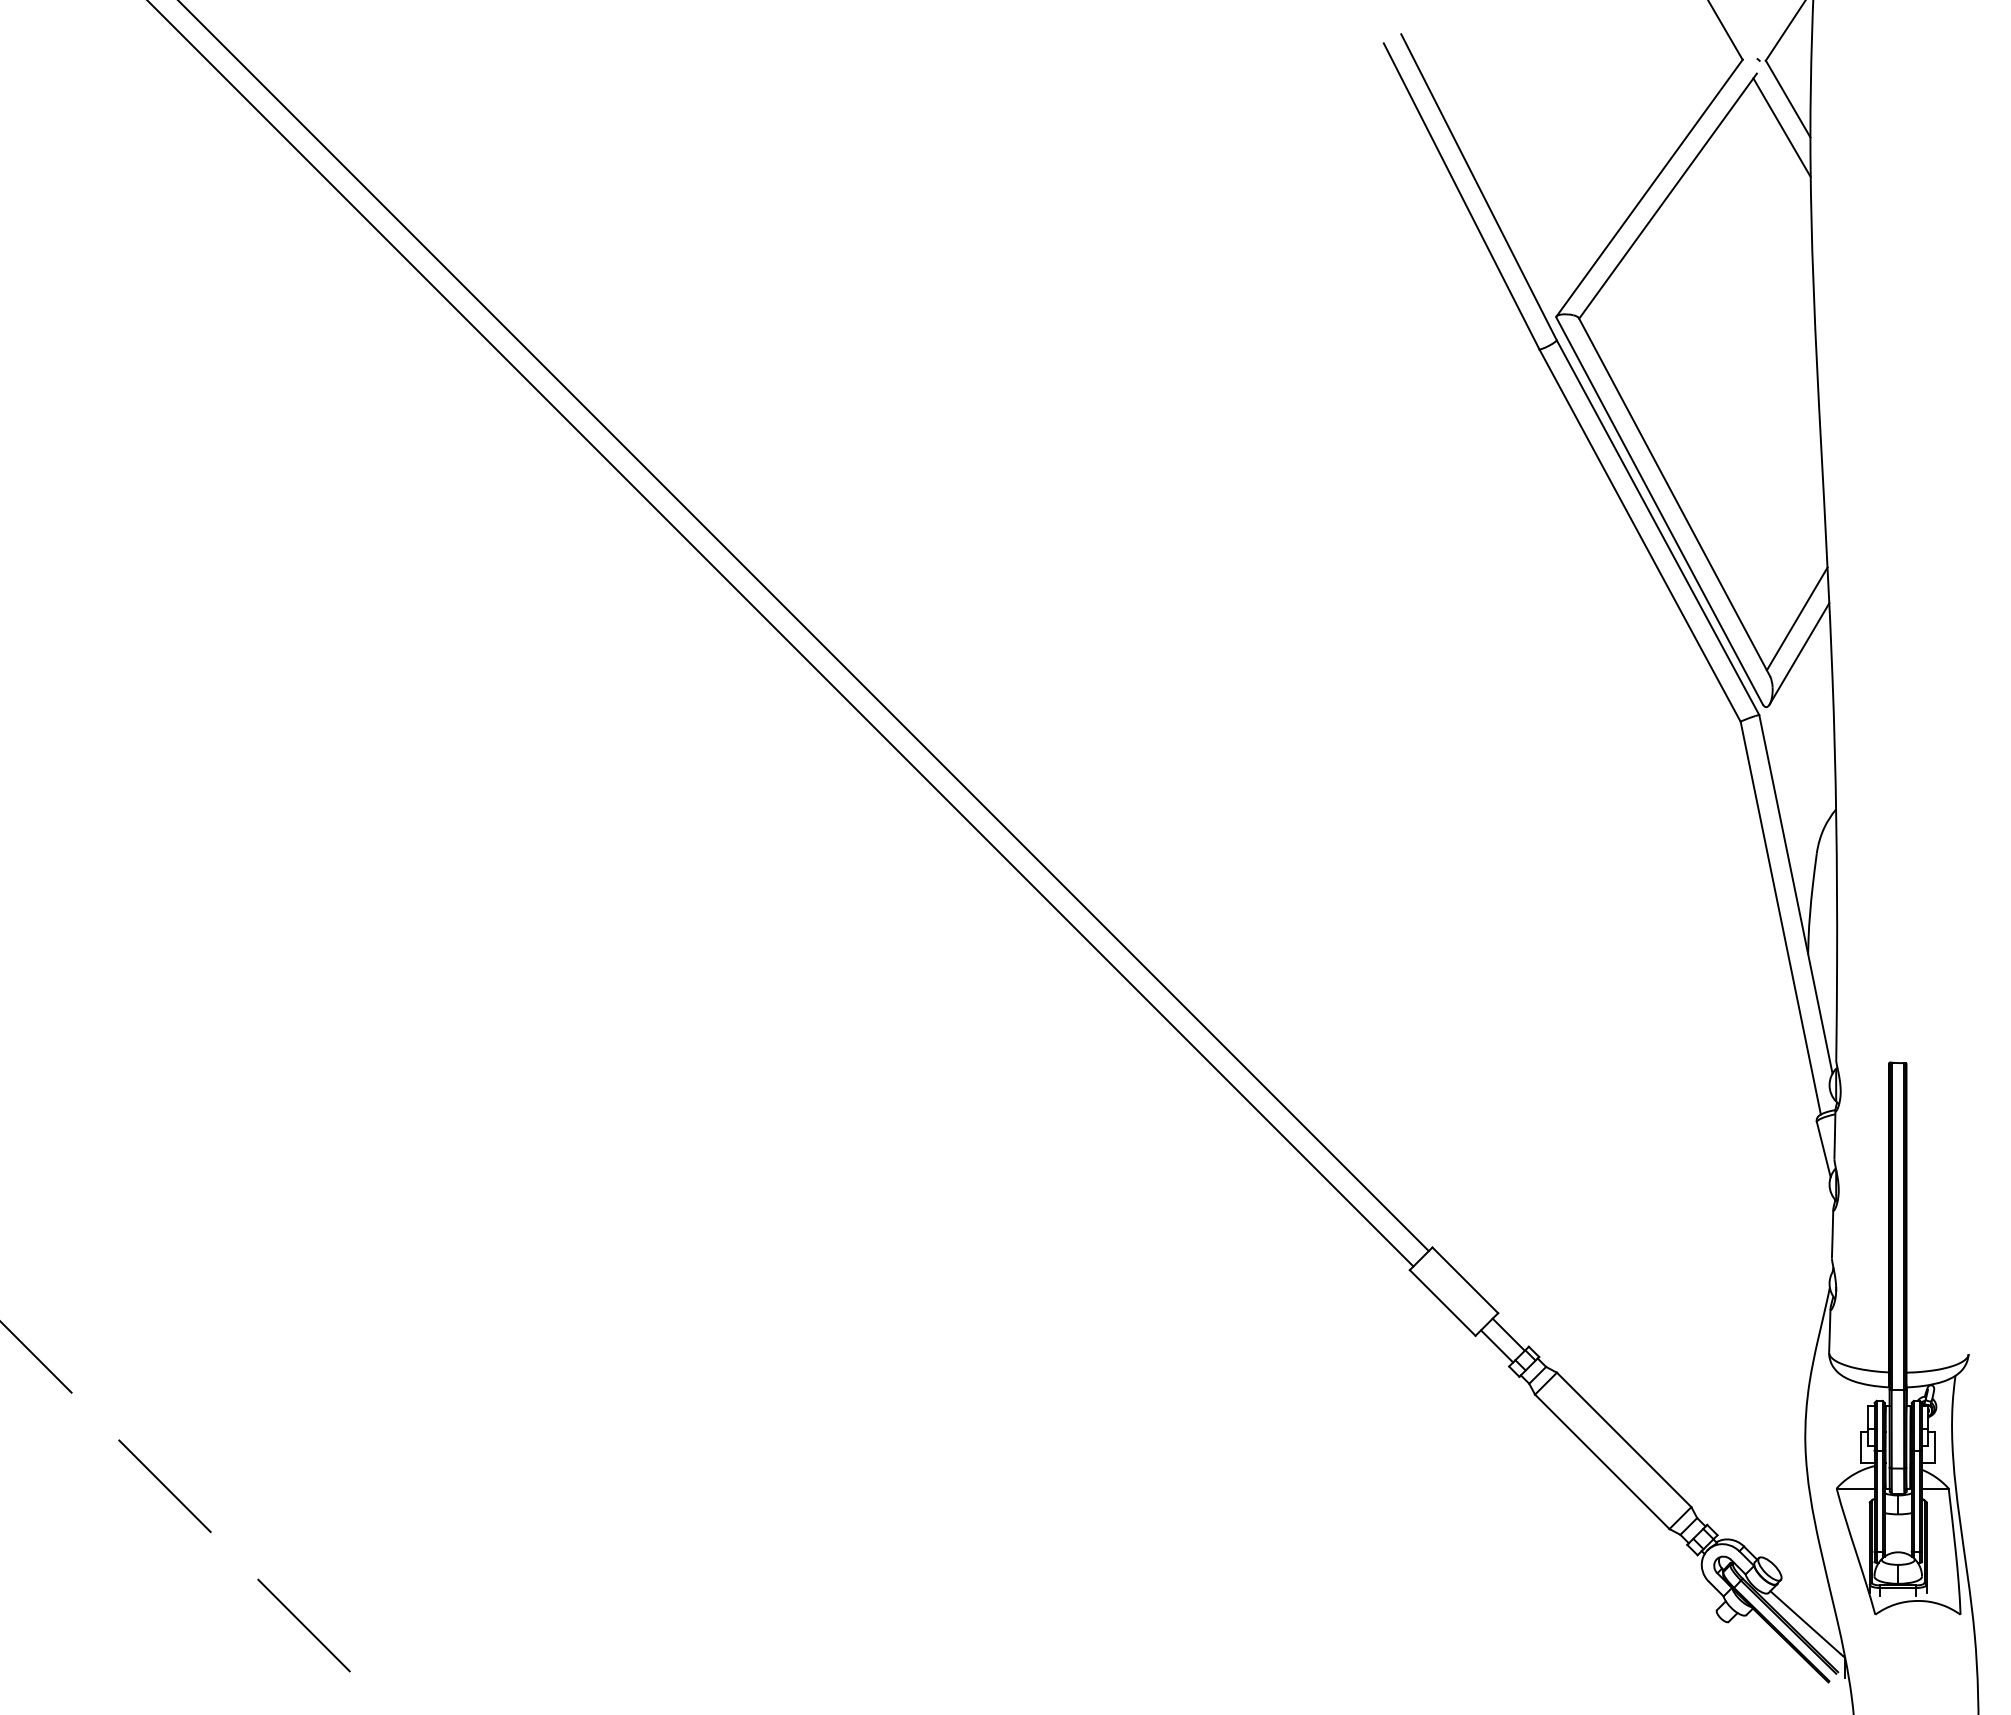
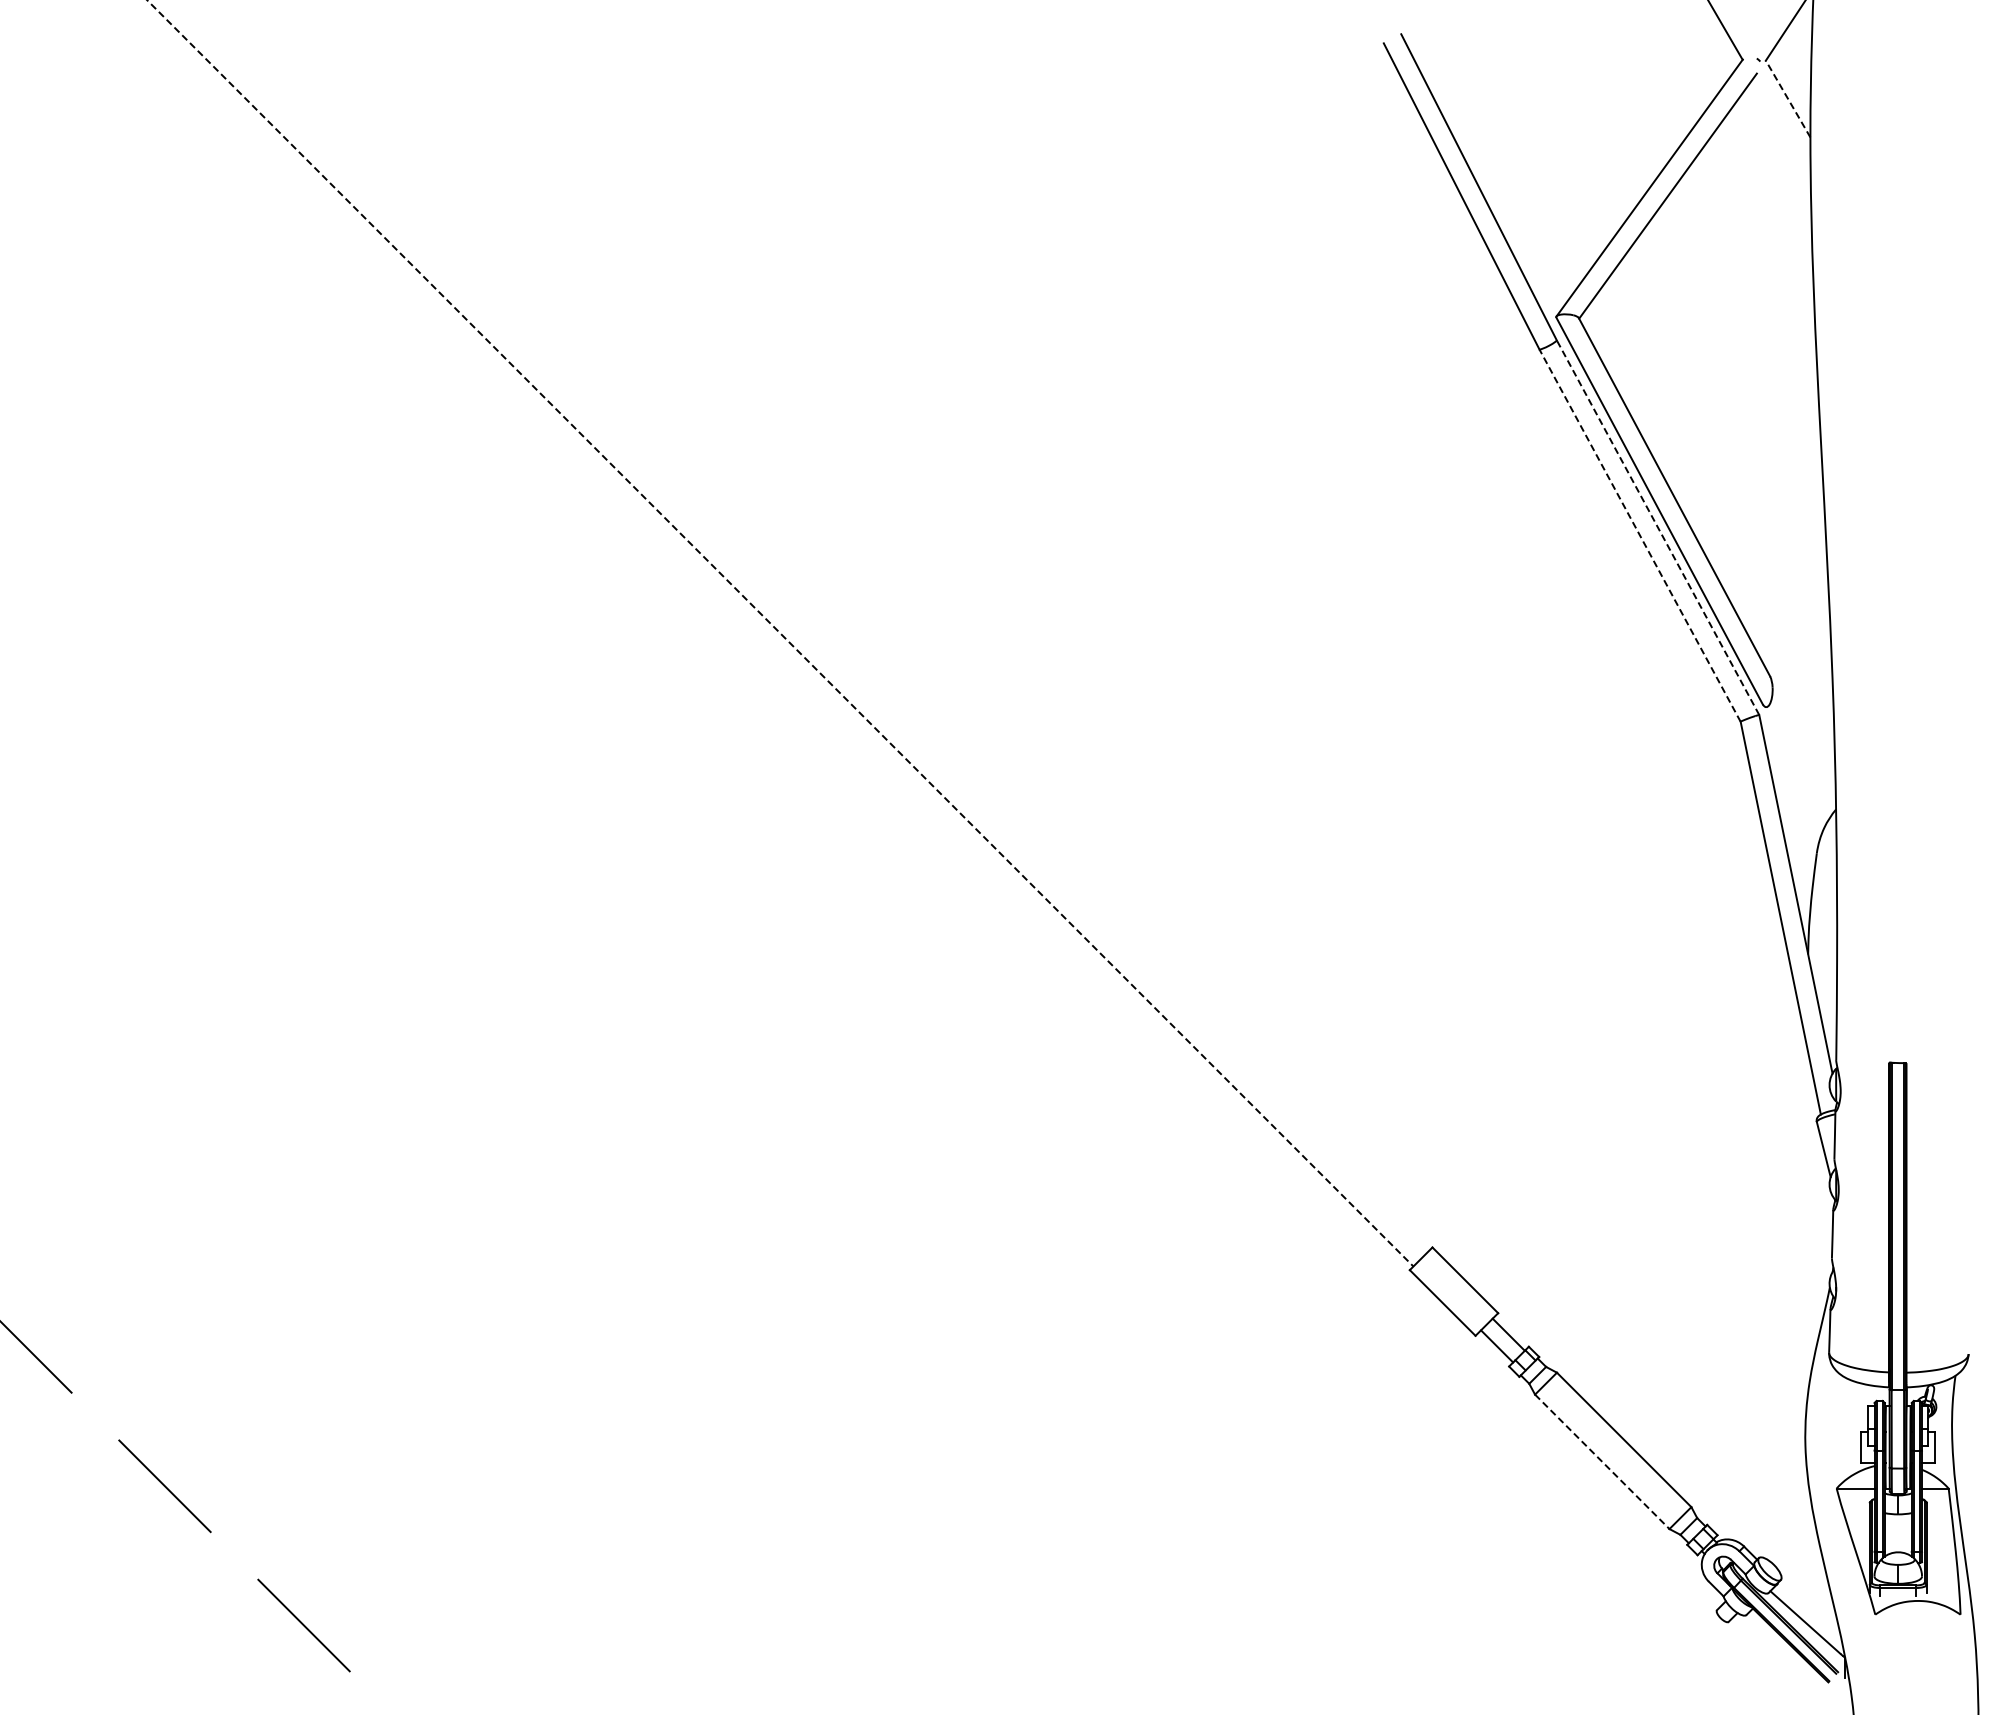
line: solid -> dashed (1787, 98)
line: present -> none (1781, 127)
line: solid -> dashed (1658, 527)
line: solid -> dashed (1640, 535)
line: present -> none (1796, 618)
line: present -> none (804, 626)
line: solid -> dashed (780, 633)
line: present -> none (1799, 653)
line: solid -> dashed (1602, 1462)
